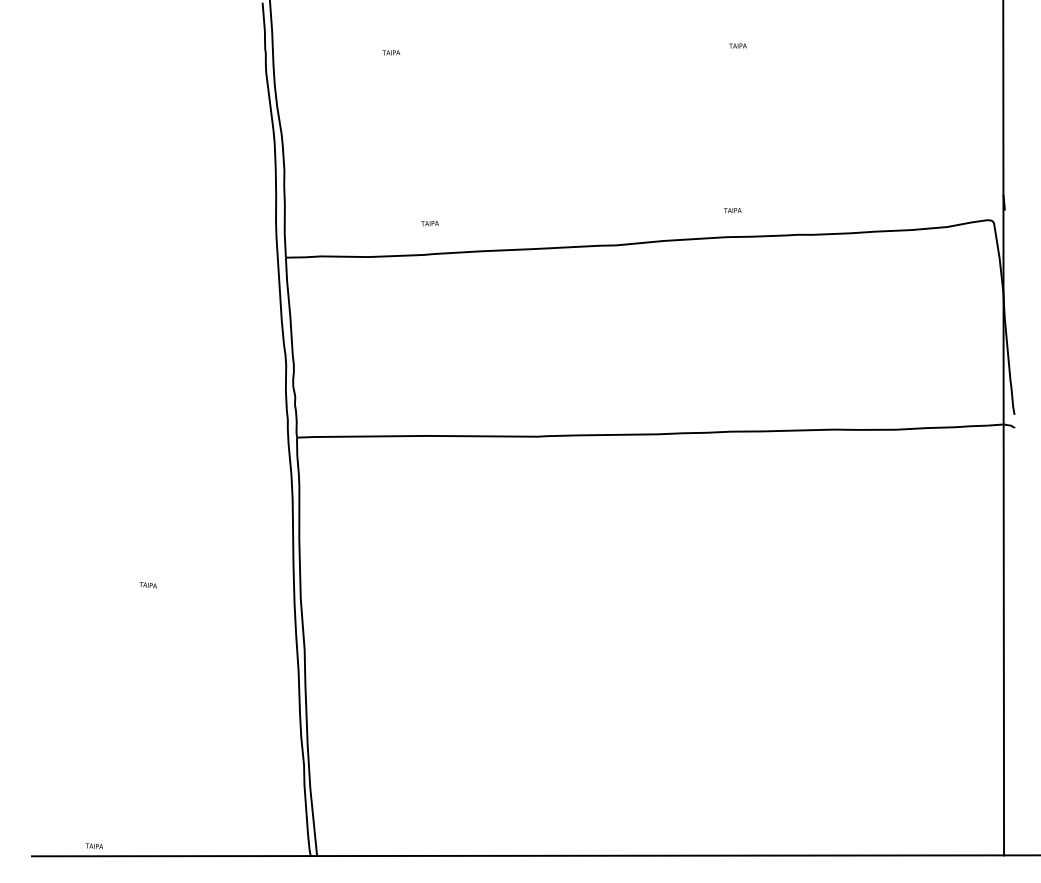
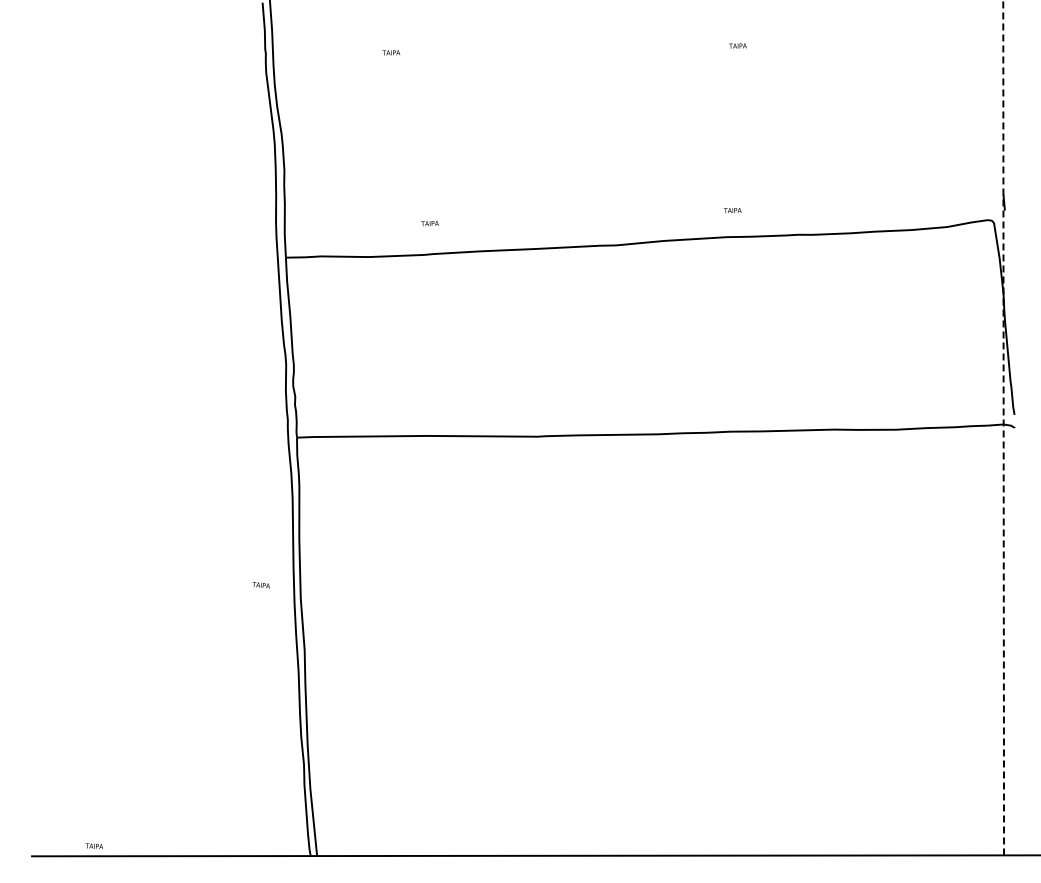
line: solid -> dashed (1003, 427)
text position: (147, 585) -> (260, 585) (260, 585)
